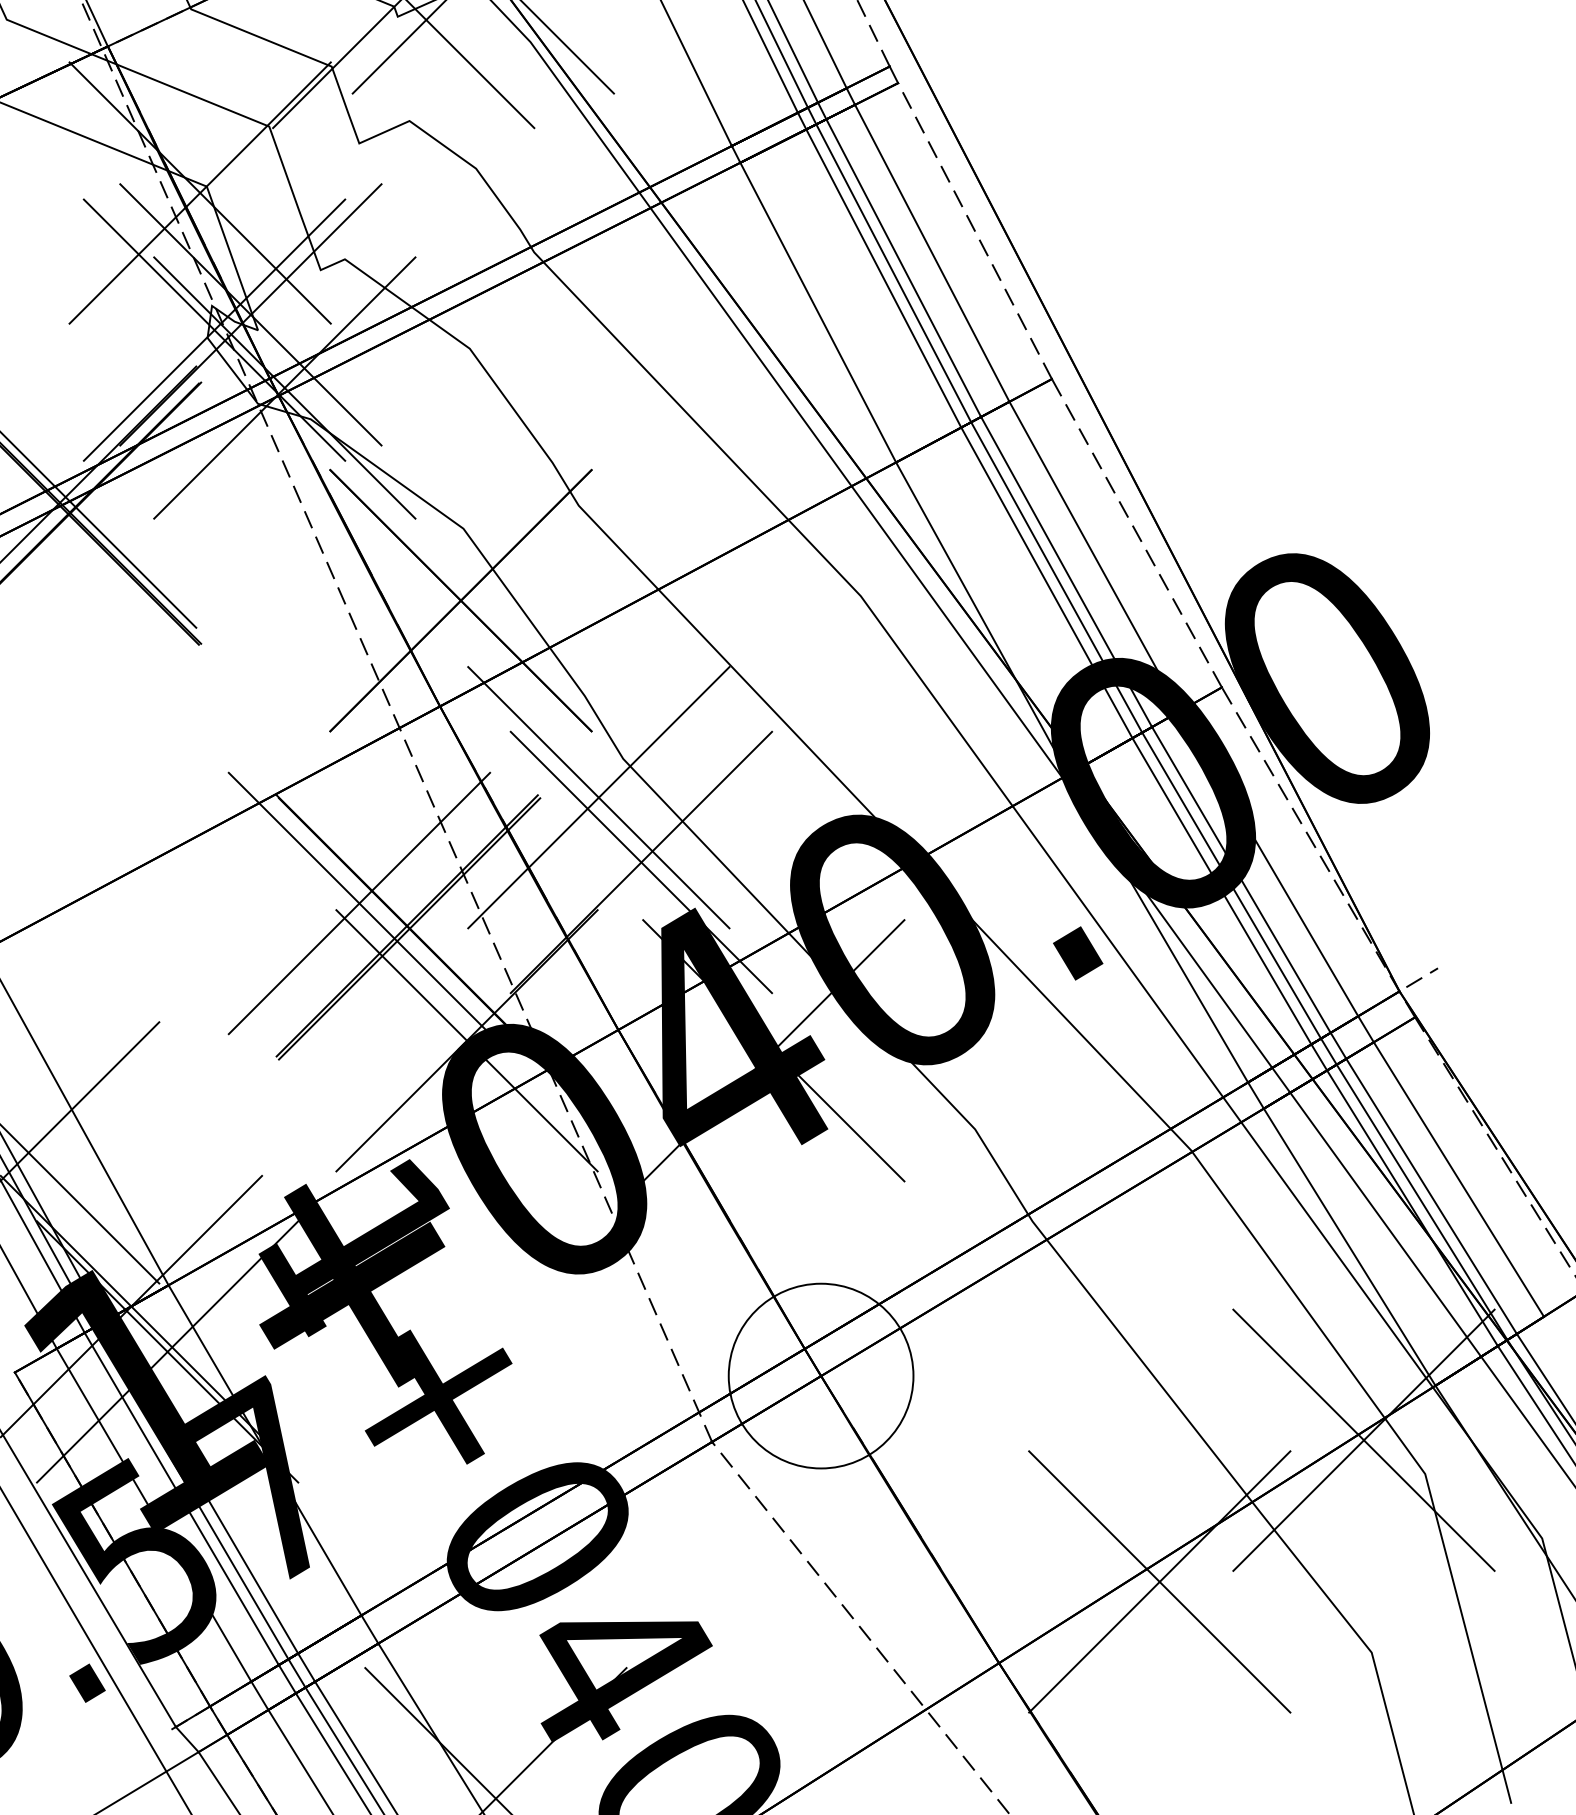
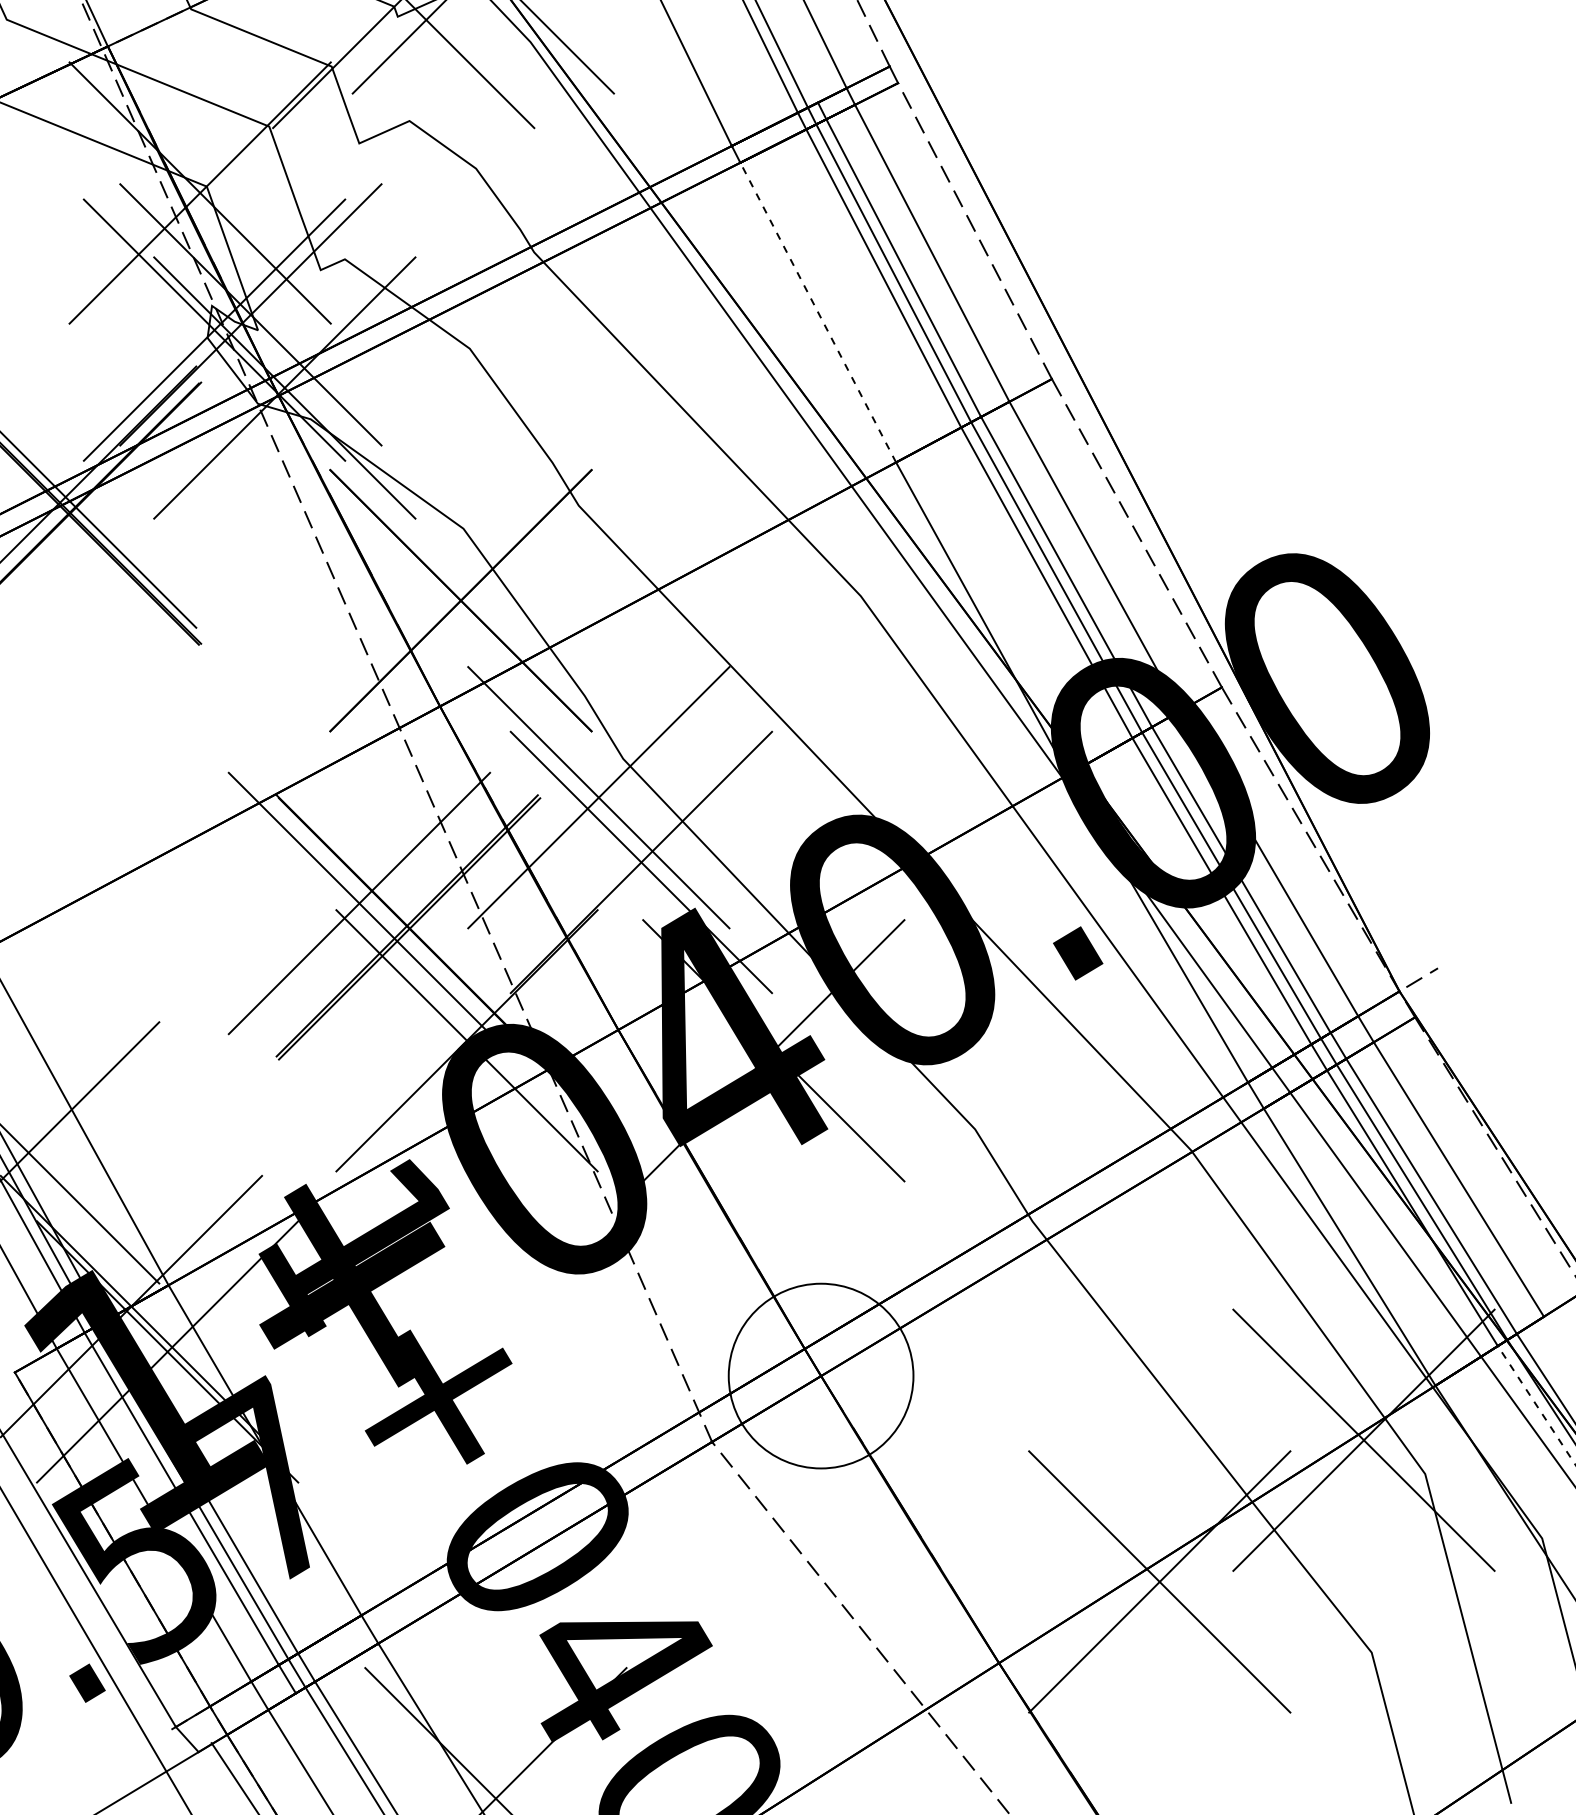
line: present -> none (793, 52)
line: solid -> dashed (818, 312)
line: solid -> dashed (1536, 1405)
line: present -> none (332, 1752)
line position: (217, 1781) -> (234, 1777) (234, 1777)
